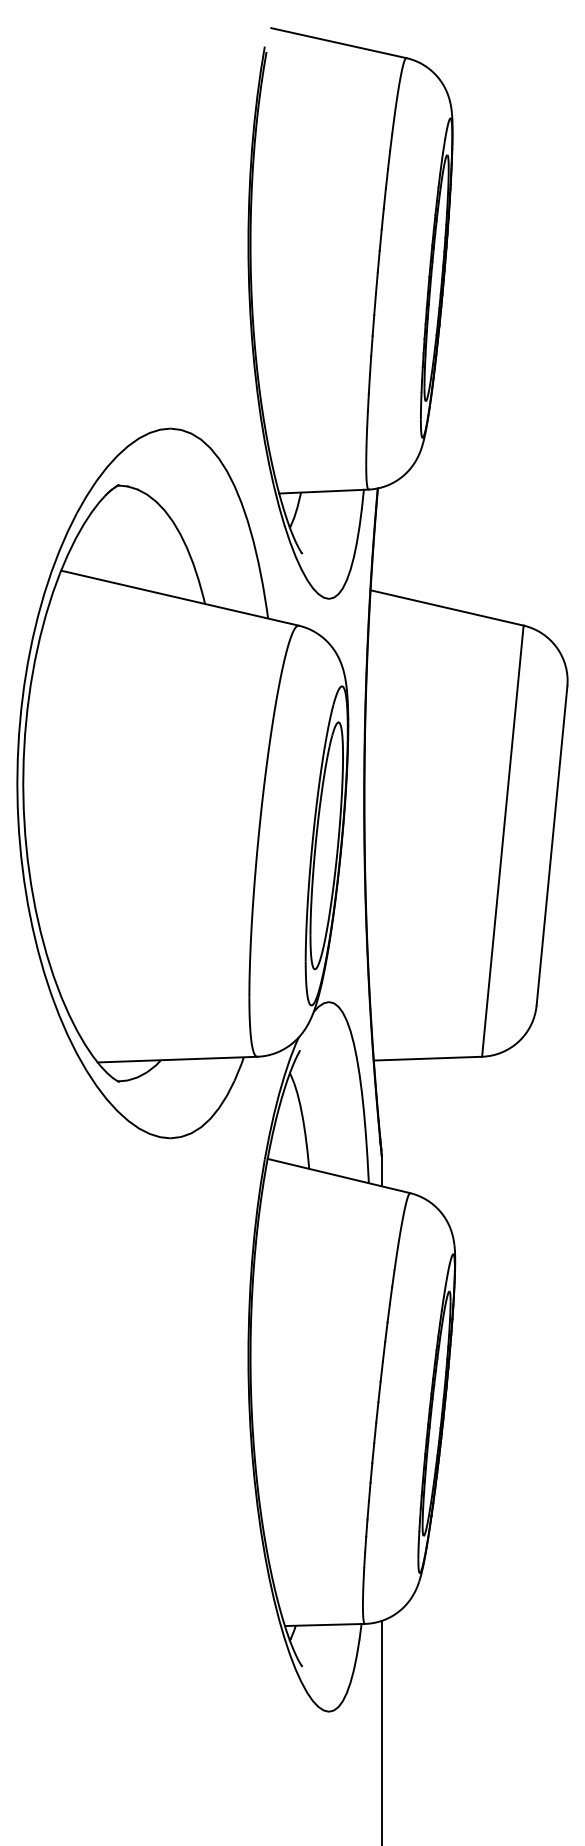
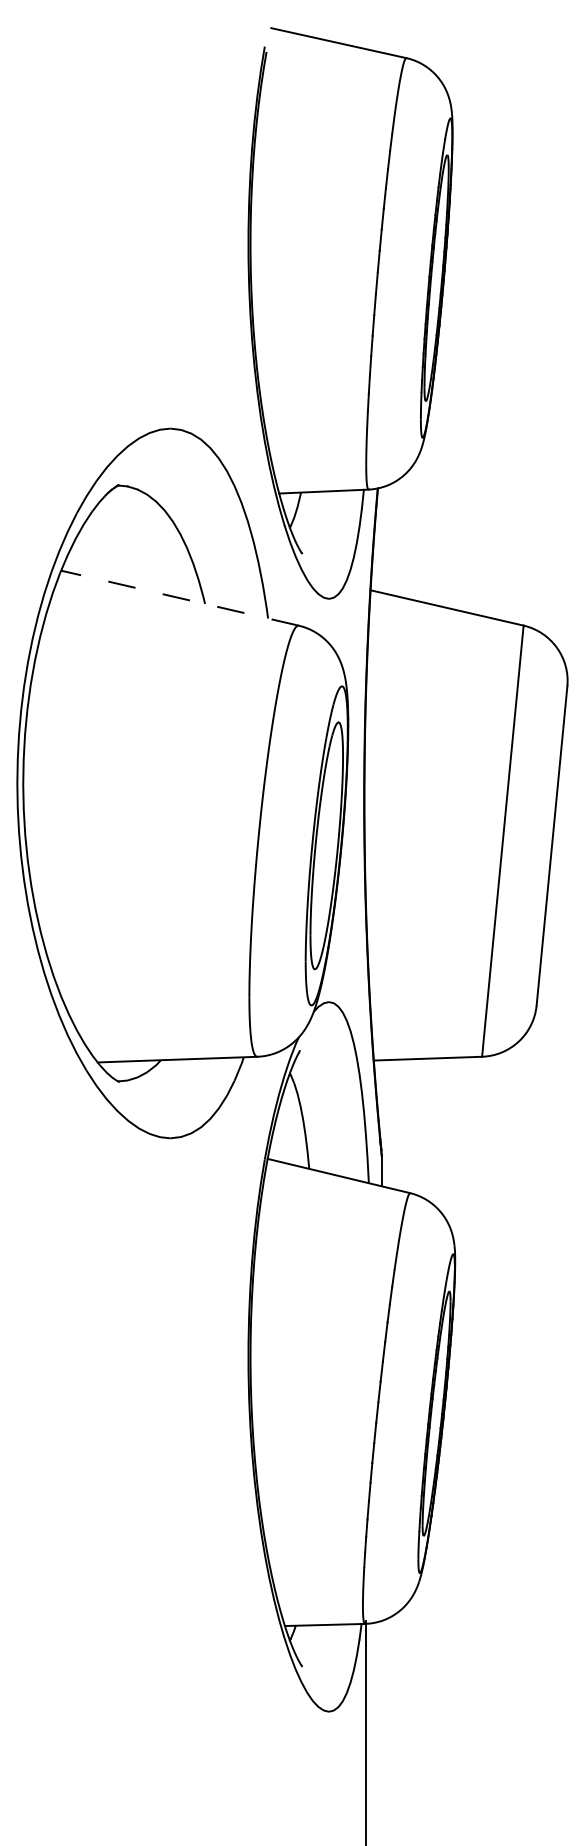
line: solid -> dashed (180, 598)
line position: (381, 1731) -> (365, 1731) (365, 1731)
